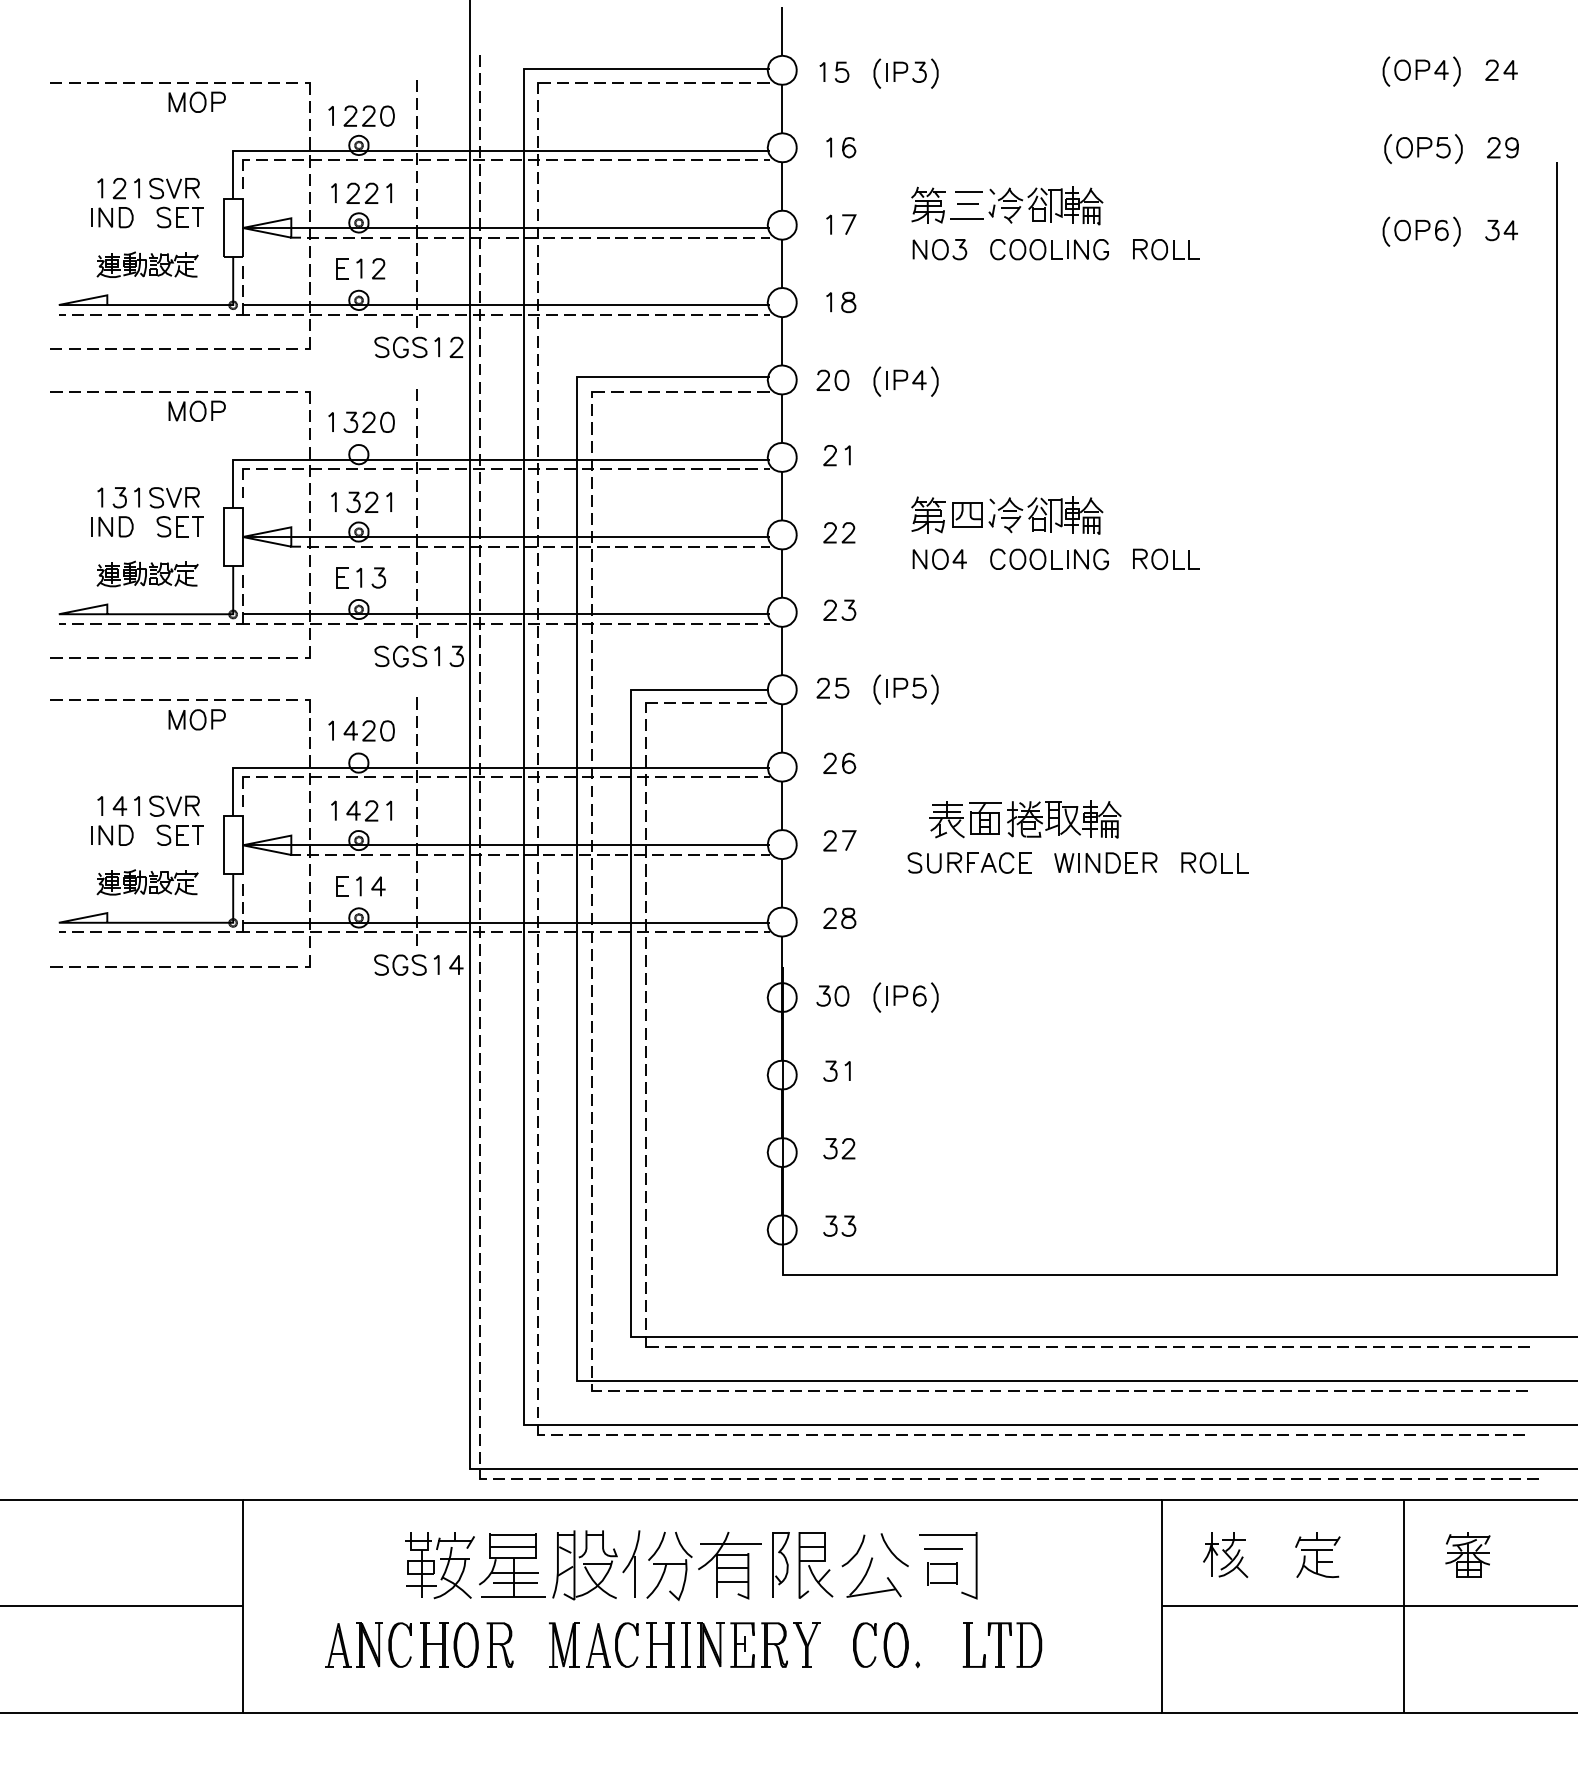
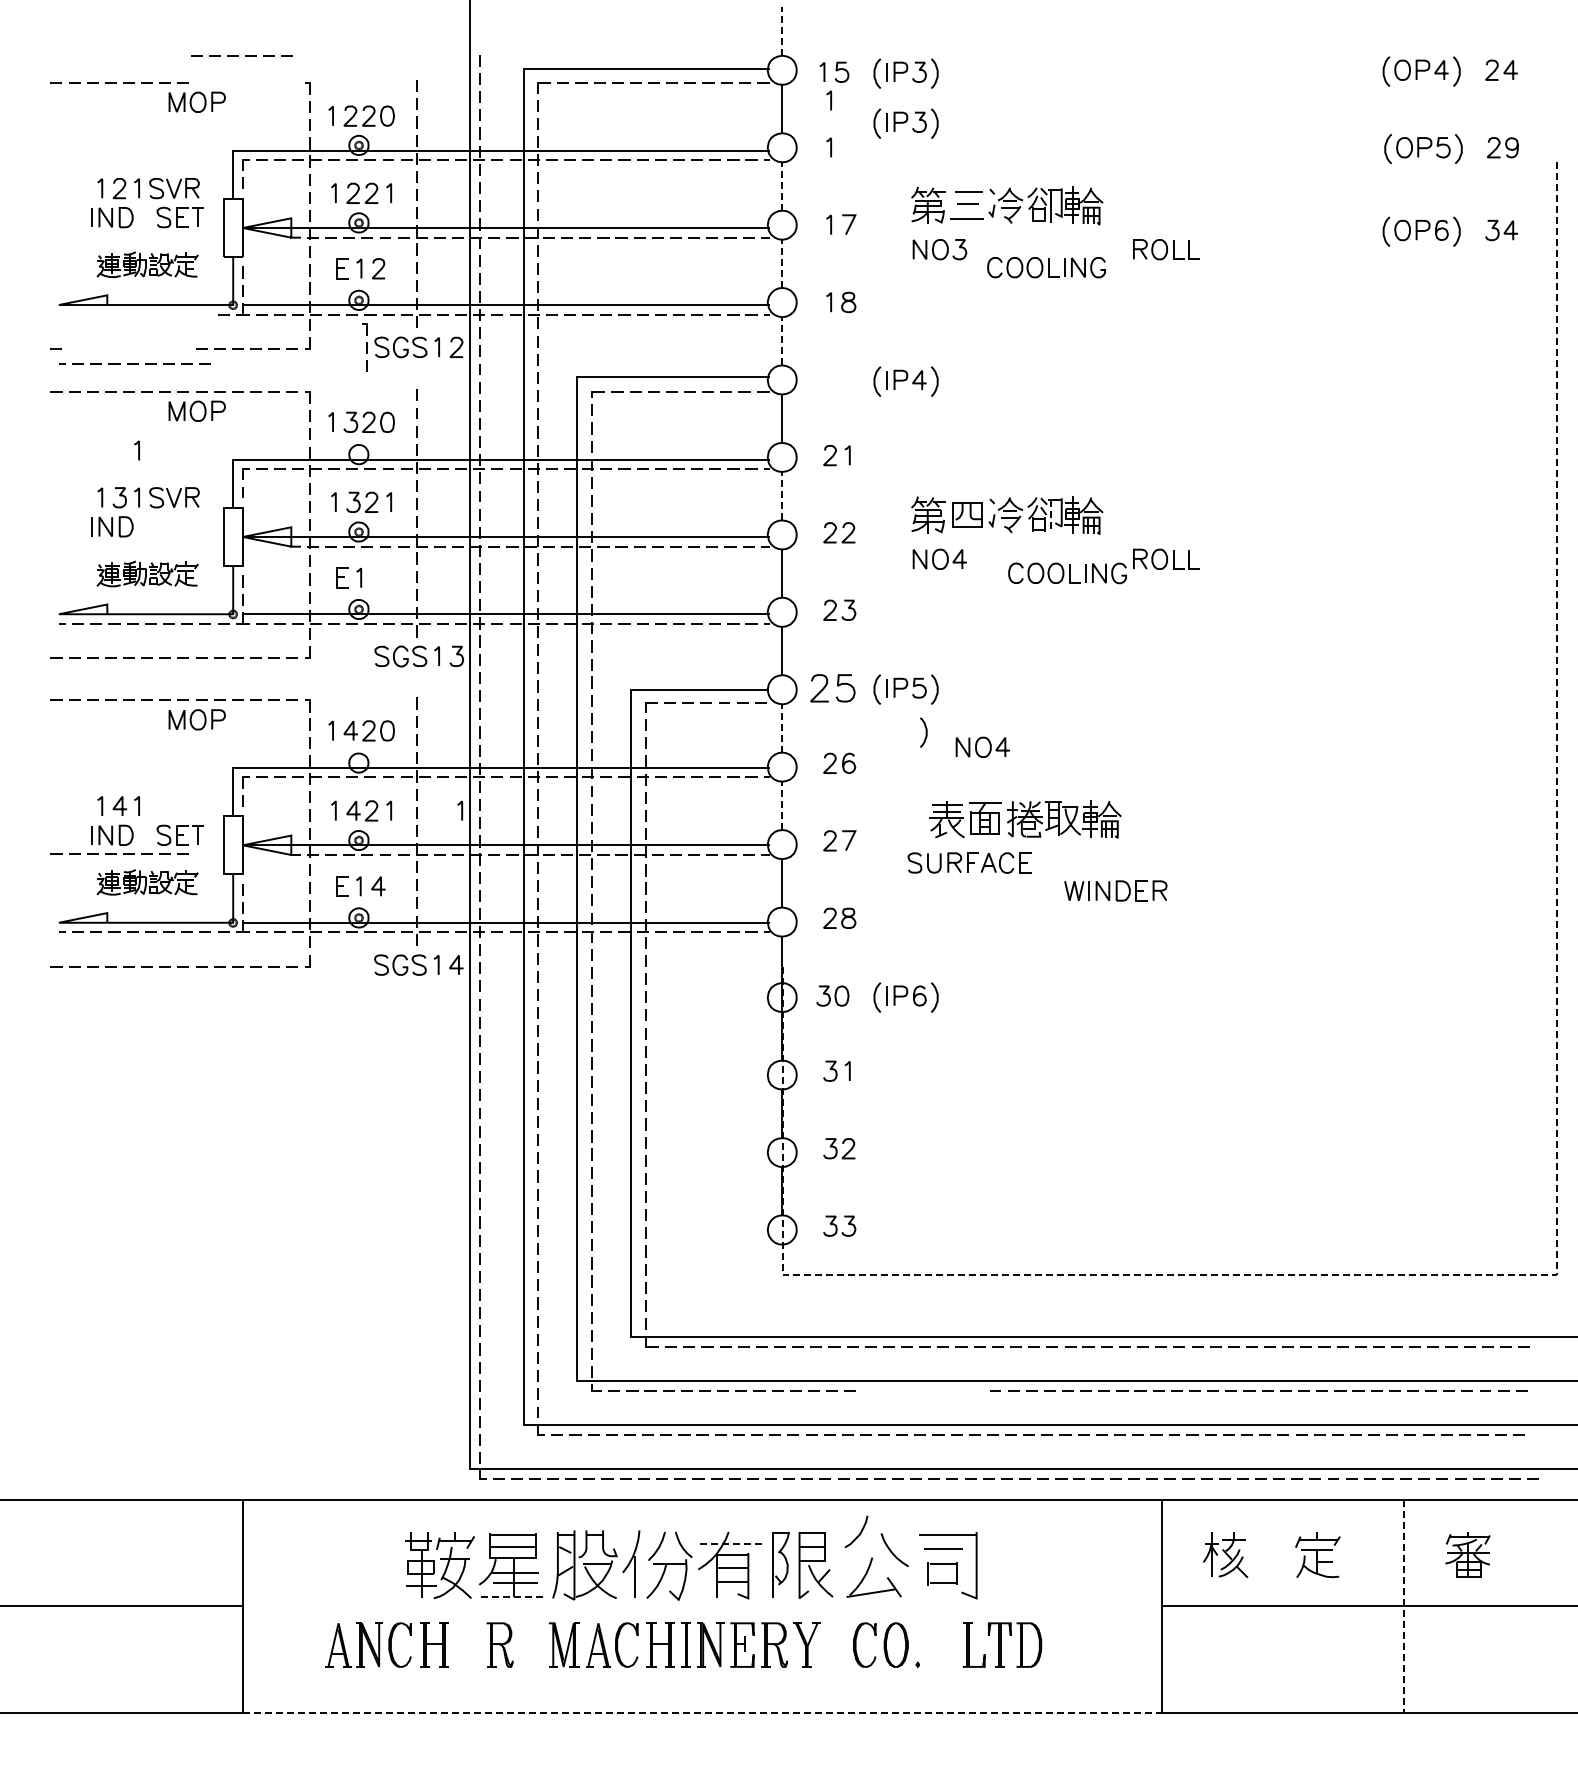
line: solid -> dashed (782, 31)
line position: (243, 82) -> (238, 55) (238, 55)
line: none -> present (830, 100)
part: none -> present (905, 123)
curve: present -> none (849, 146)
line: solid -> dashed (782, 186)
part position: (1049, 249) -> (1046, 267) (1046, 267)
line: solid -> dashed (782, 263)
line position: (134, 314) -> (134, 363) (134, 363)
line: solid -> dashed (782, 340)
part: none -> present (364, 347)
line: present -> none (128, 348)
part: present -> none (832, 379)
line: none -> present (138, 450)
line: solid -> dashed (782, 495)
line: solid -> dashed (1051, 516)
part: present -> none (179, 526)
part position: (1049, 559) -> (1067, 573) (1067, 573)
curve: present -> none (378, 576)
part size: 34x22 px -> 46x29 px (832, 688)
line: solid -> dashed (782, 727)
curve: none -> present (925, 732)
part: none -> present (982, 746)
part: present -> none (174, 805)
line: solid -> dashed (782, 805)
line: none -> present (461, 810)
line: none -> present (116, 853)
part position: (1105, 862) -> (1115, 890) (1115, 890)
part: present -> none (1214, 862)
line: solid -> dashed (1556, 1261)
line: present -> none (922, 1390)
line: solid -> dashed (731, 1543)
curve position: (856, 1552) -> (859, 1533) (859, 1533)
line: solid -> dashed (513, 1597)
line: solid -> dashed (1404, 1606)
part: present -> none (465, 1644)
line: solid -> dashed (702, 1713)
